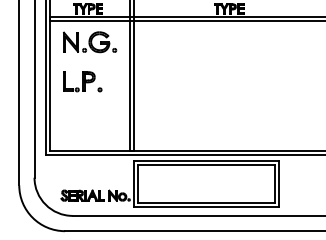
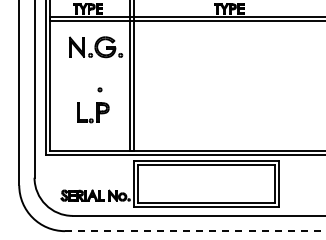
part position: (90, 42) -> (96, 47) (96, 47)
part position: (79, 81) -> (93, 112) (93, 112)
line: solid -> dashed (195, 231)
